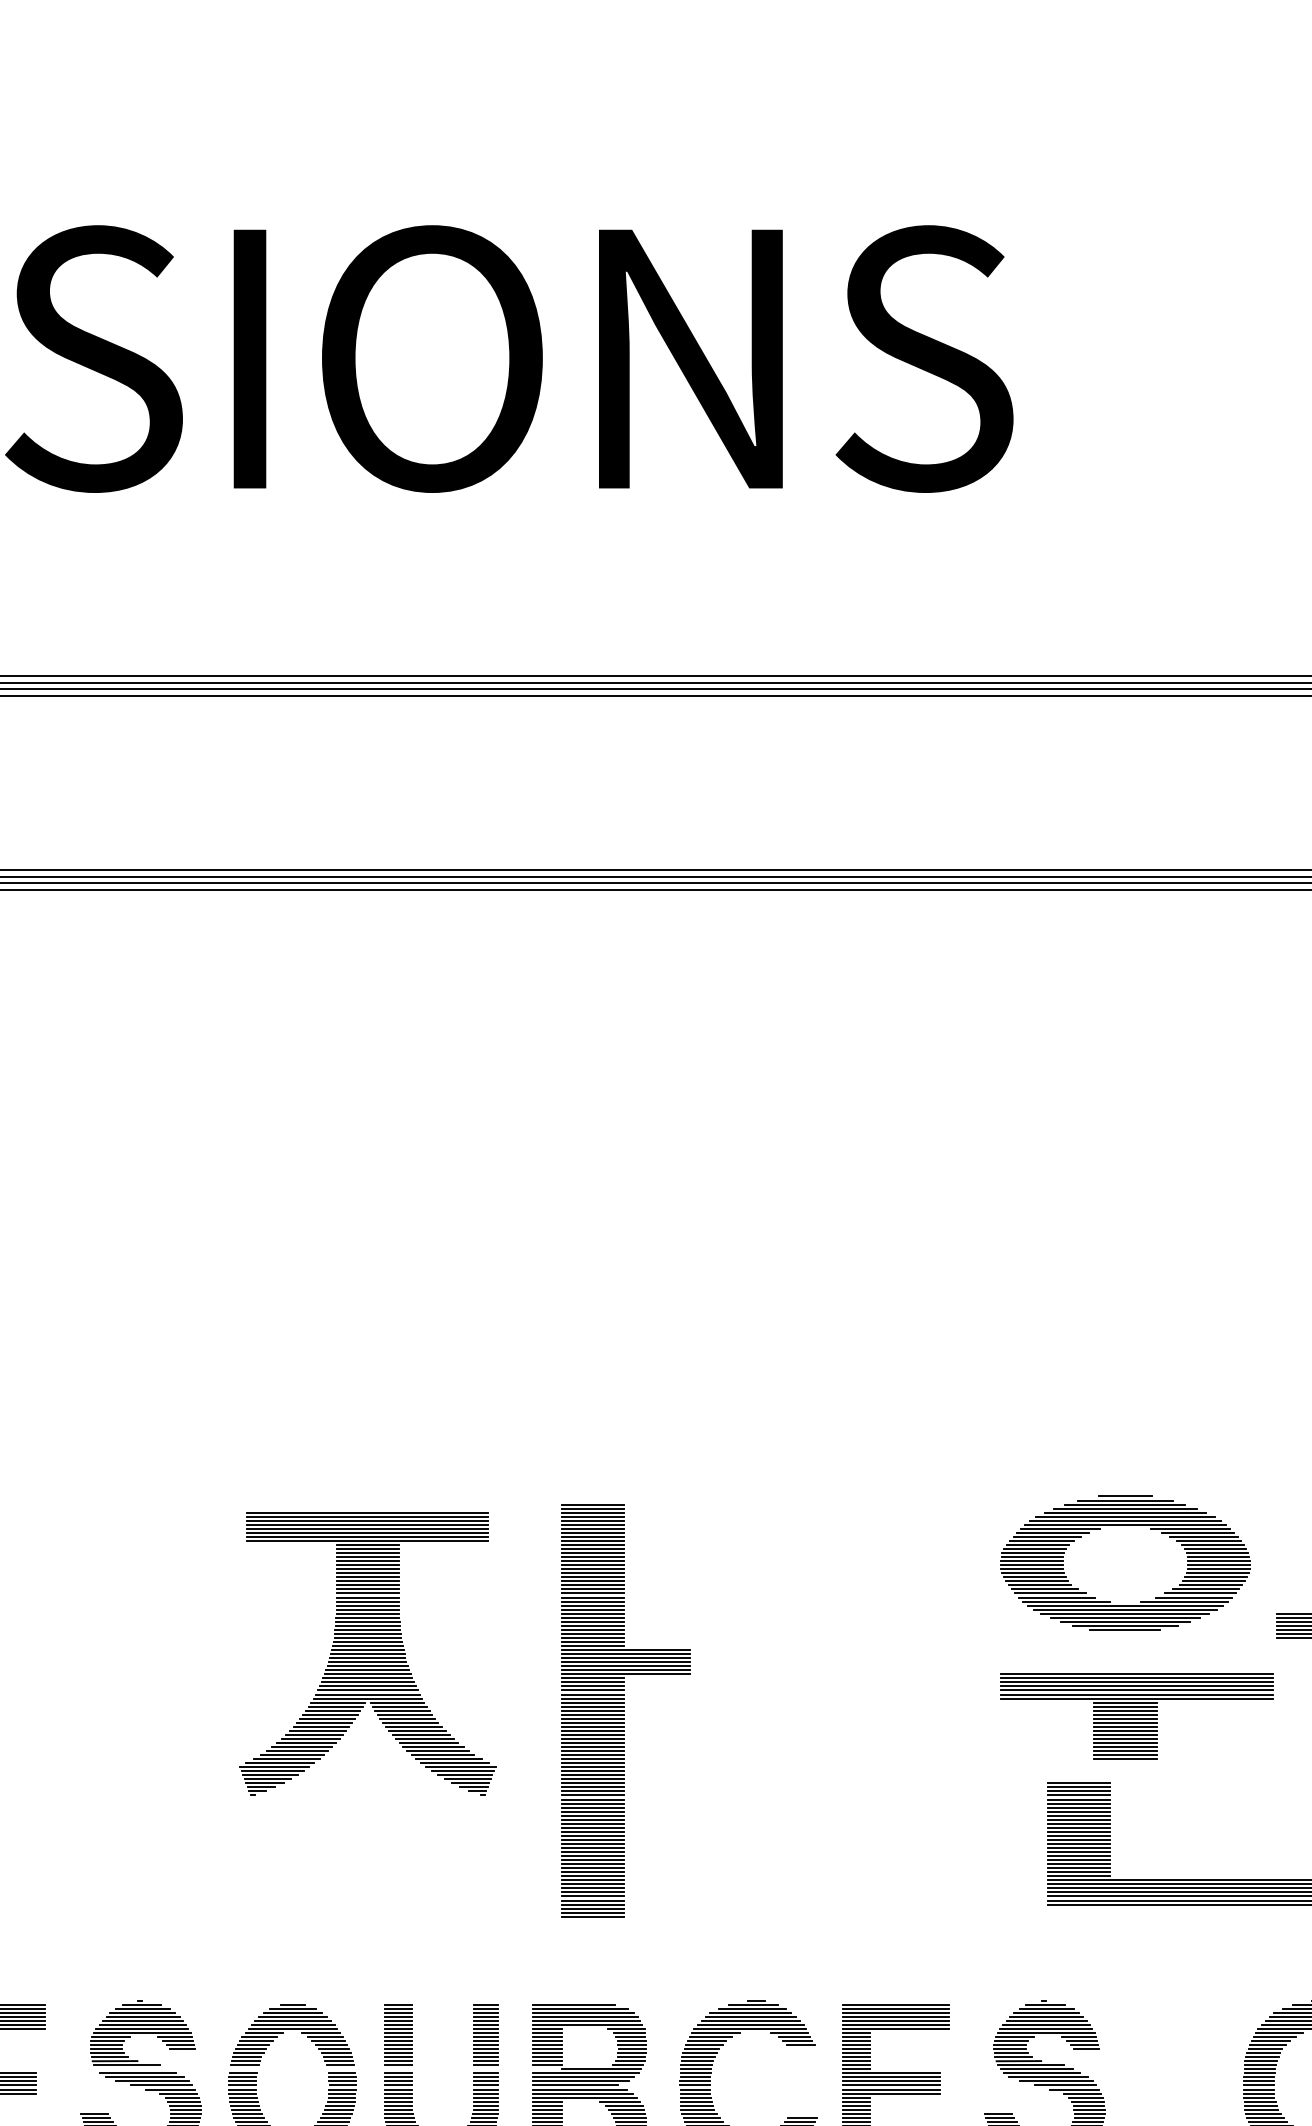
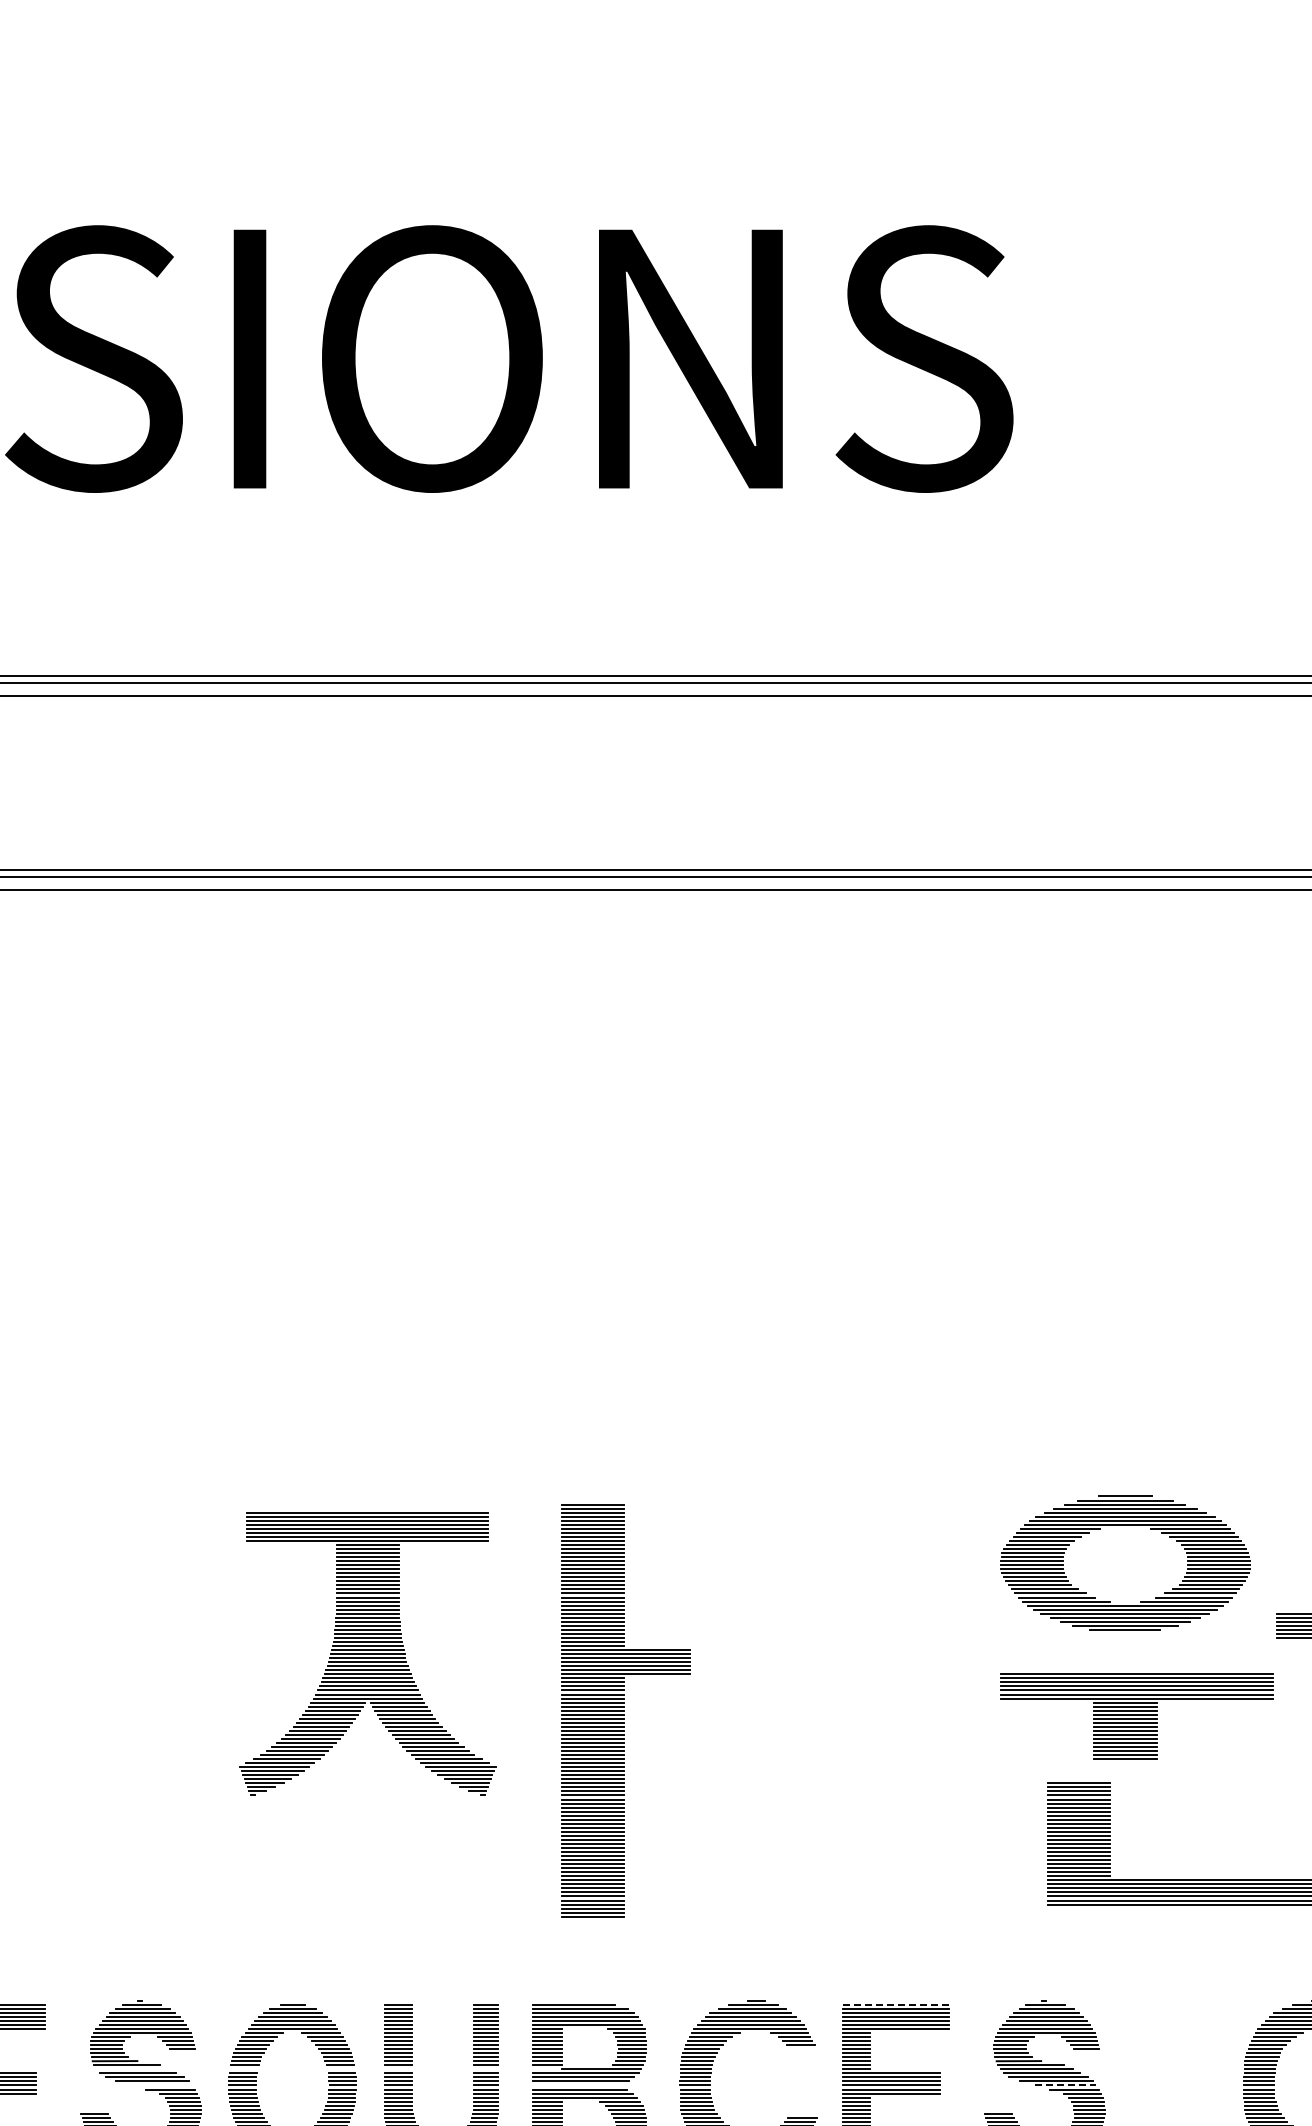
line: present -> none (655, 689)
line: present -> none (655, 883)
line: solid -> dashed (895, 2004)
line: present -> none (161, 2085)
line: present -> none (575, 2085)
line: solid -> dashed (1065, 2085)
